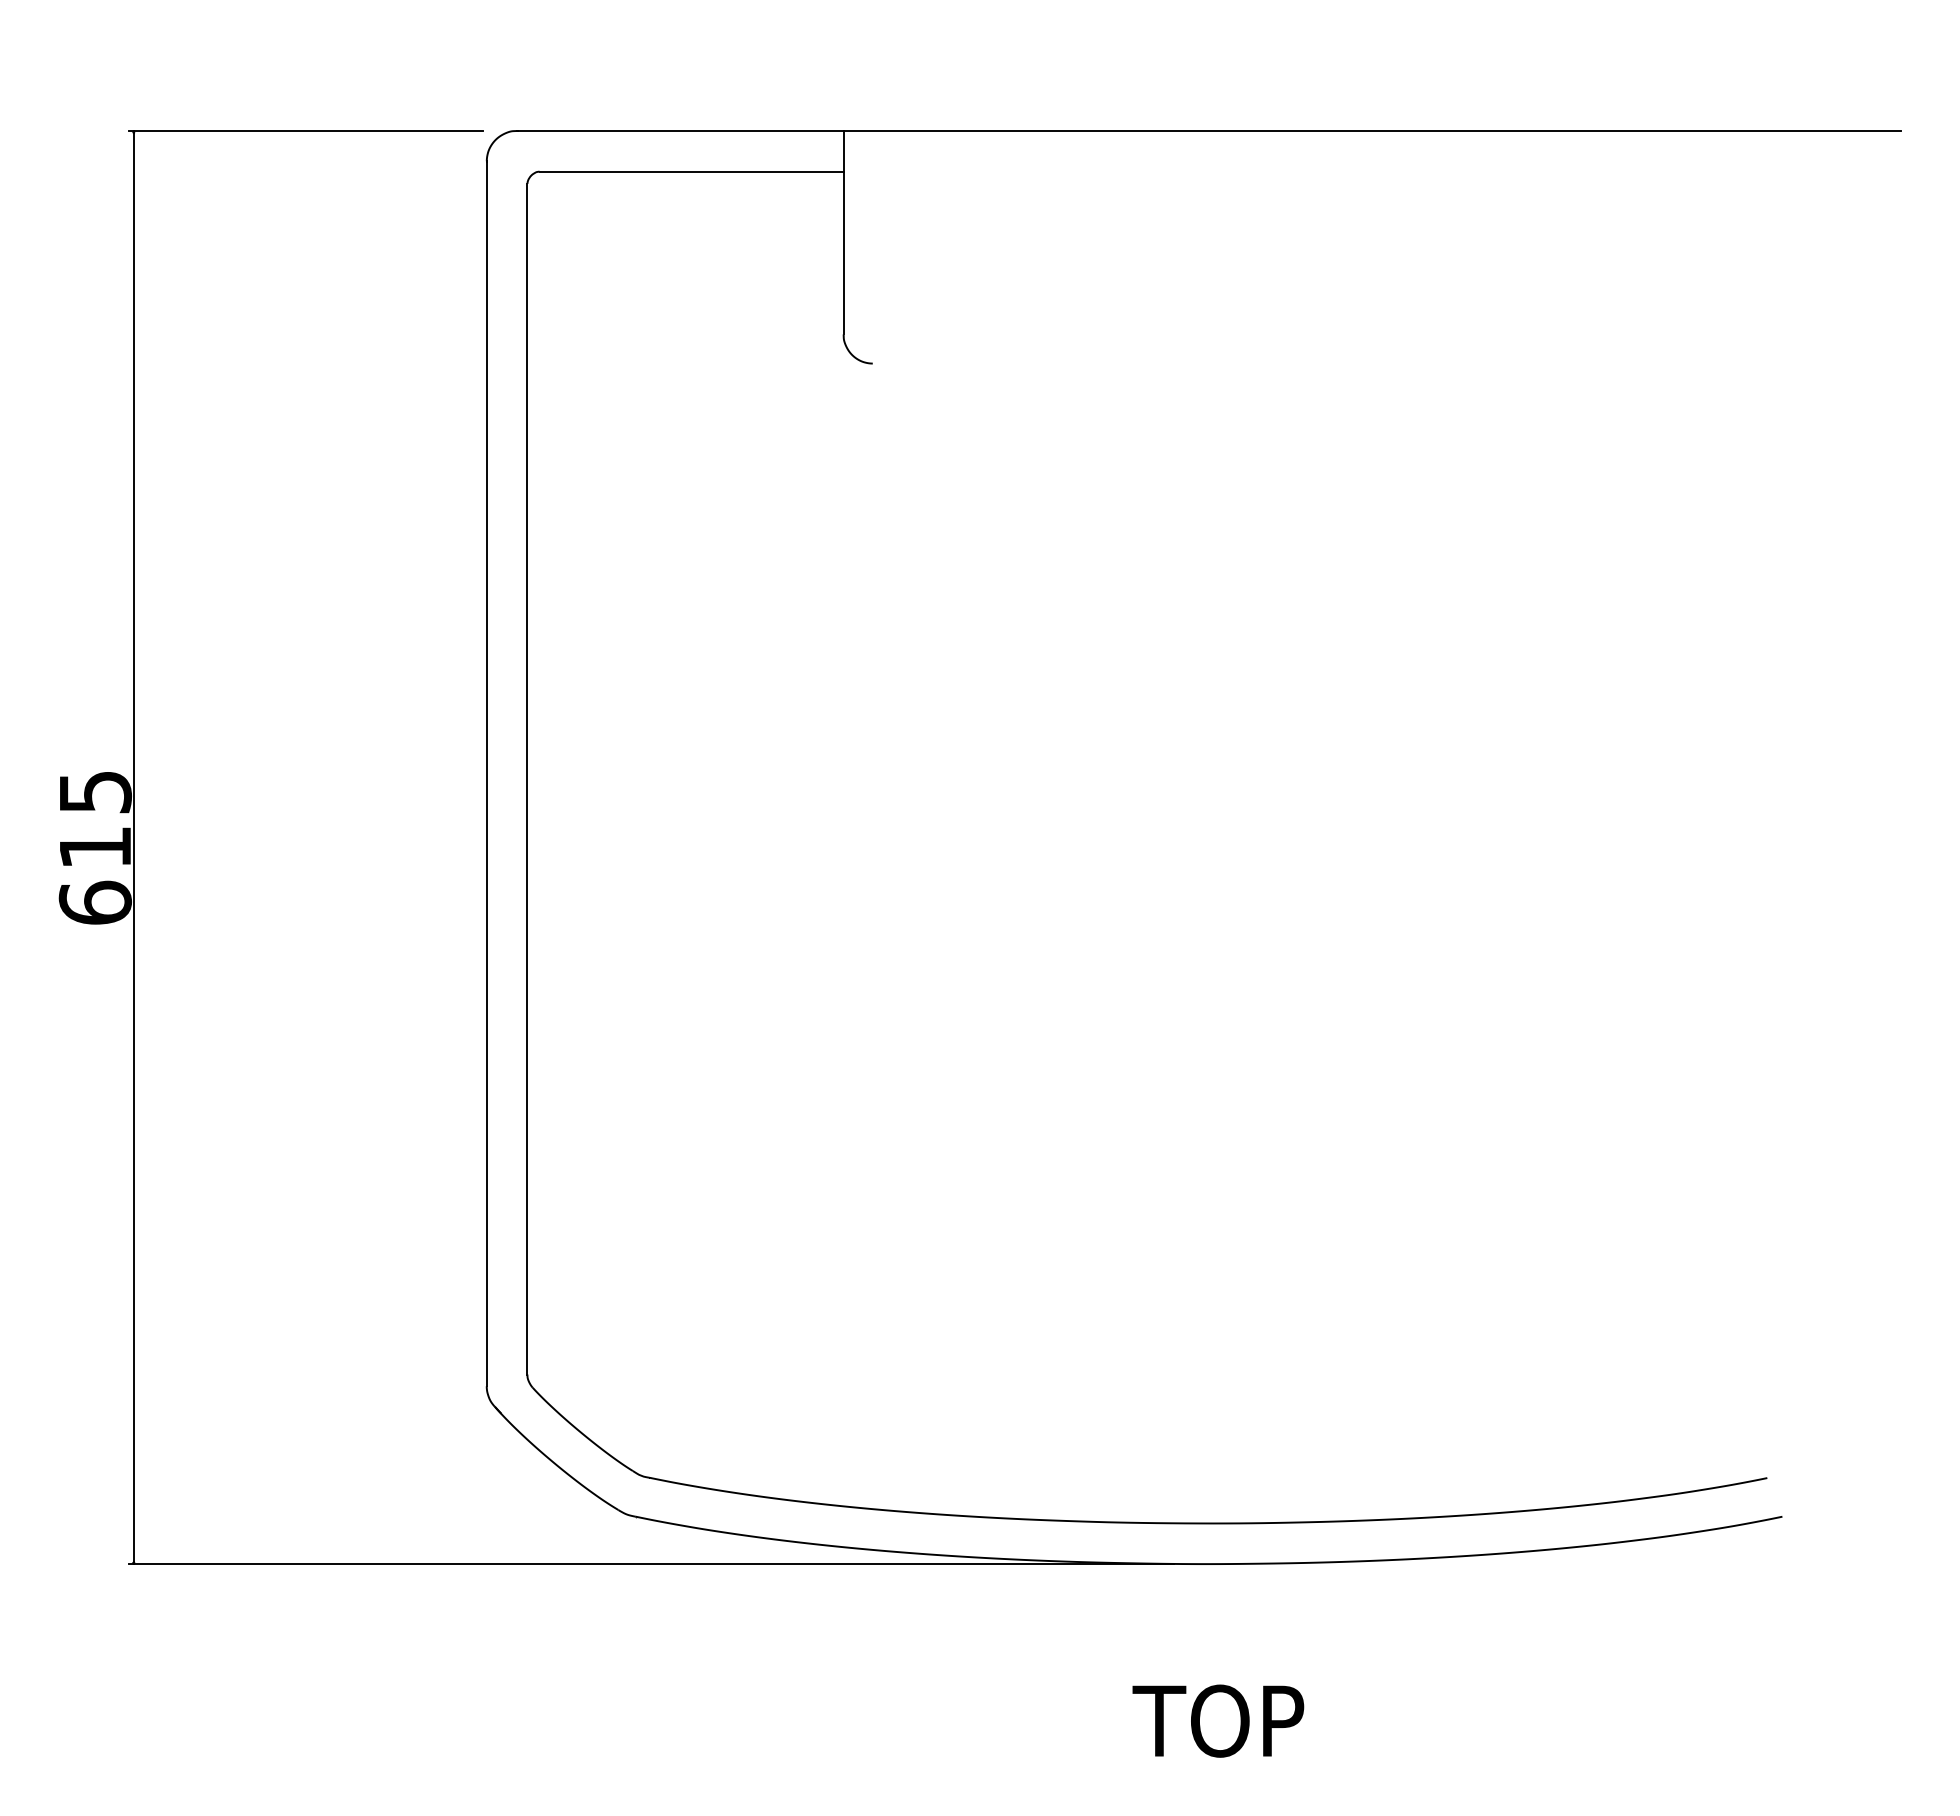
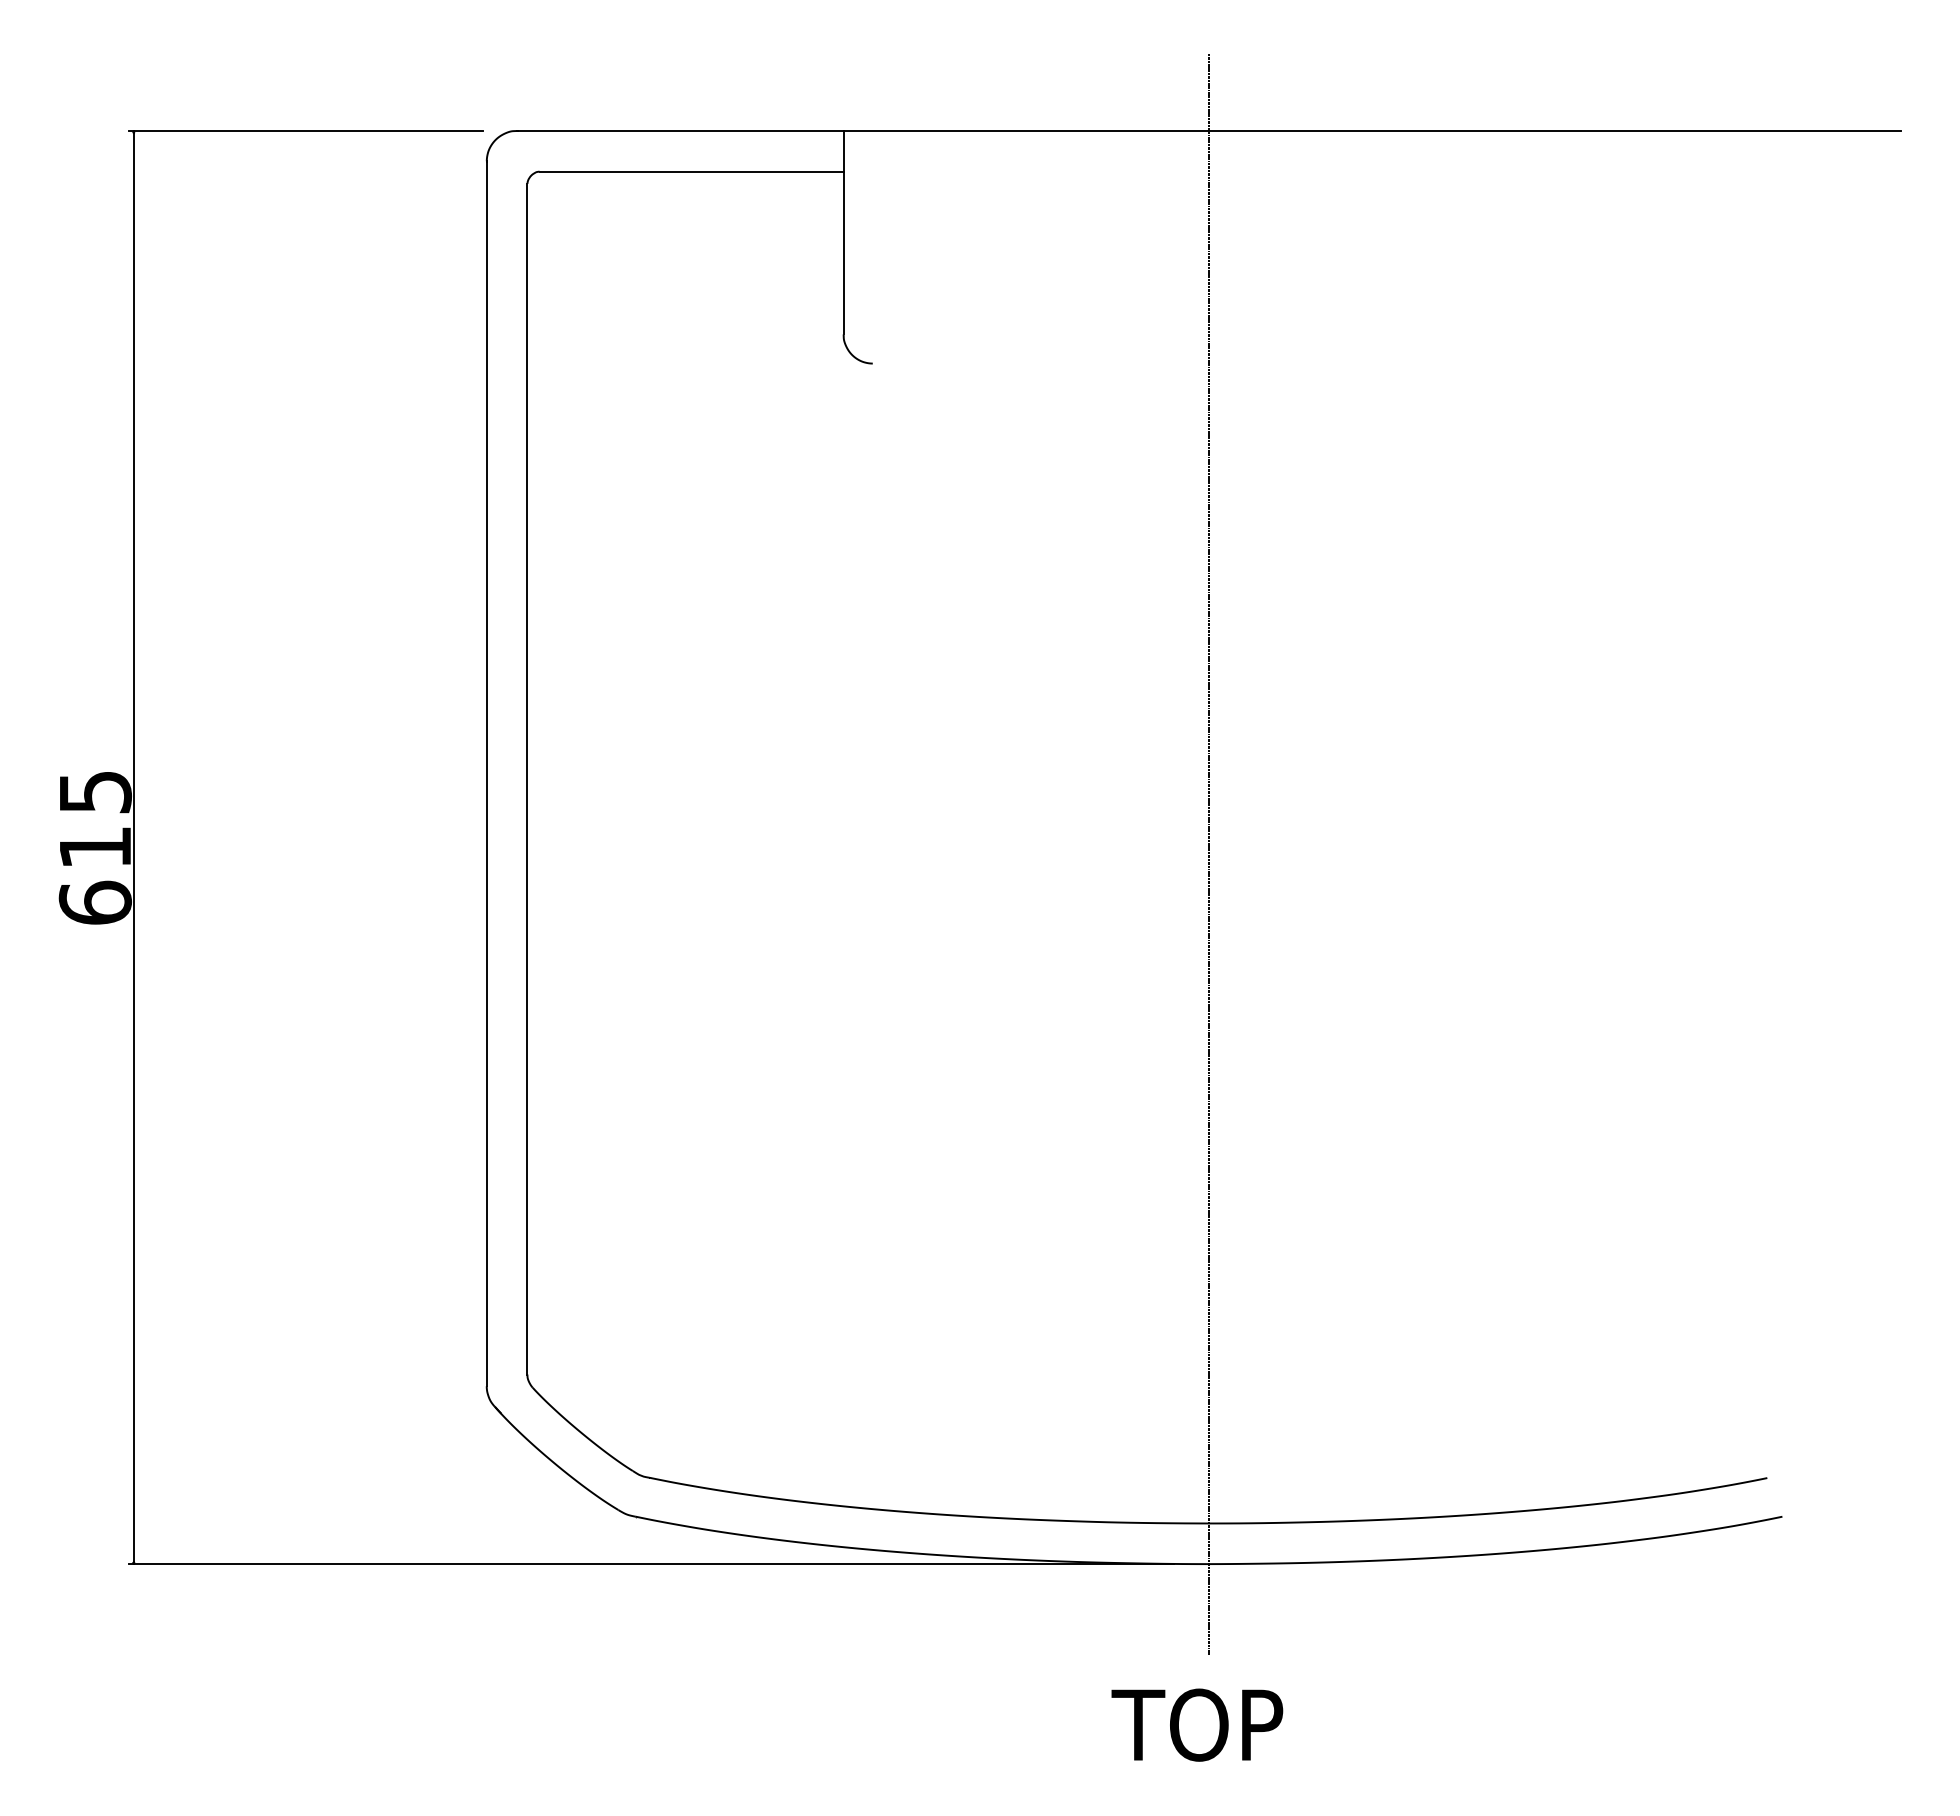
line: none -> present (1209, 854)
text position: (1218, 1720) -> (1197, 1724) (1197, 1724)
